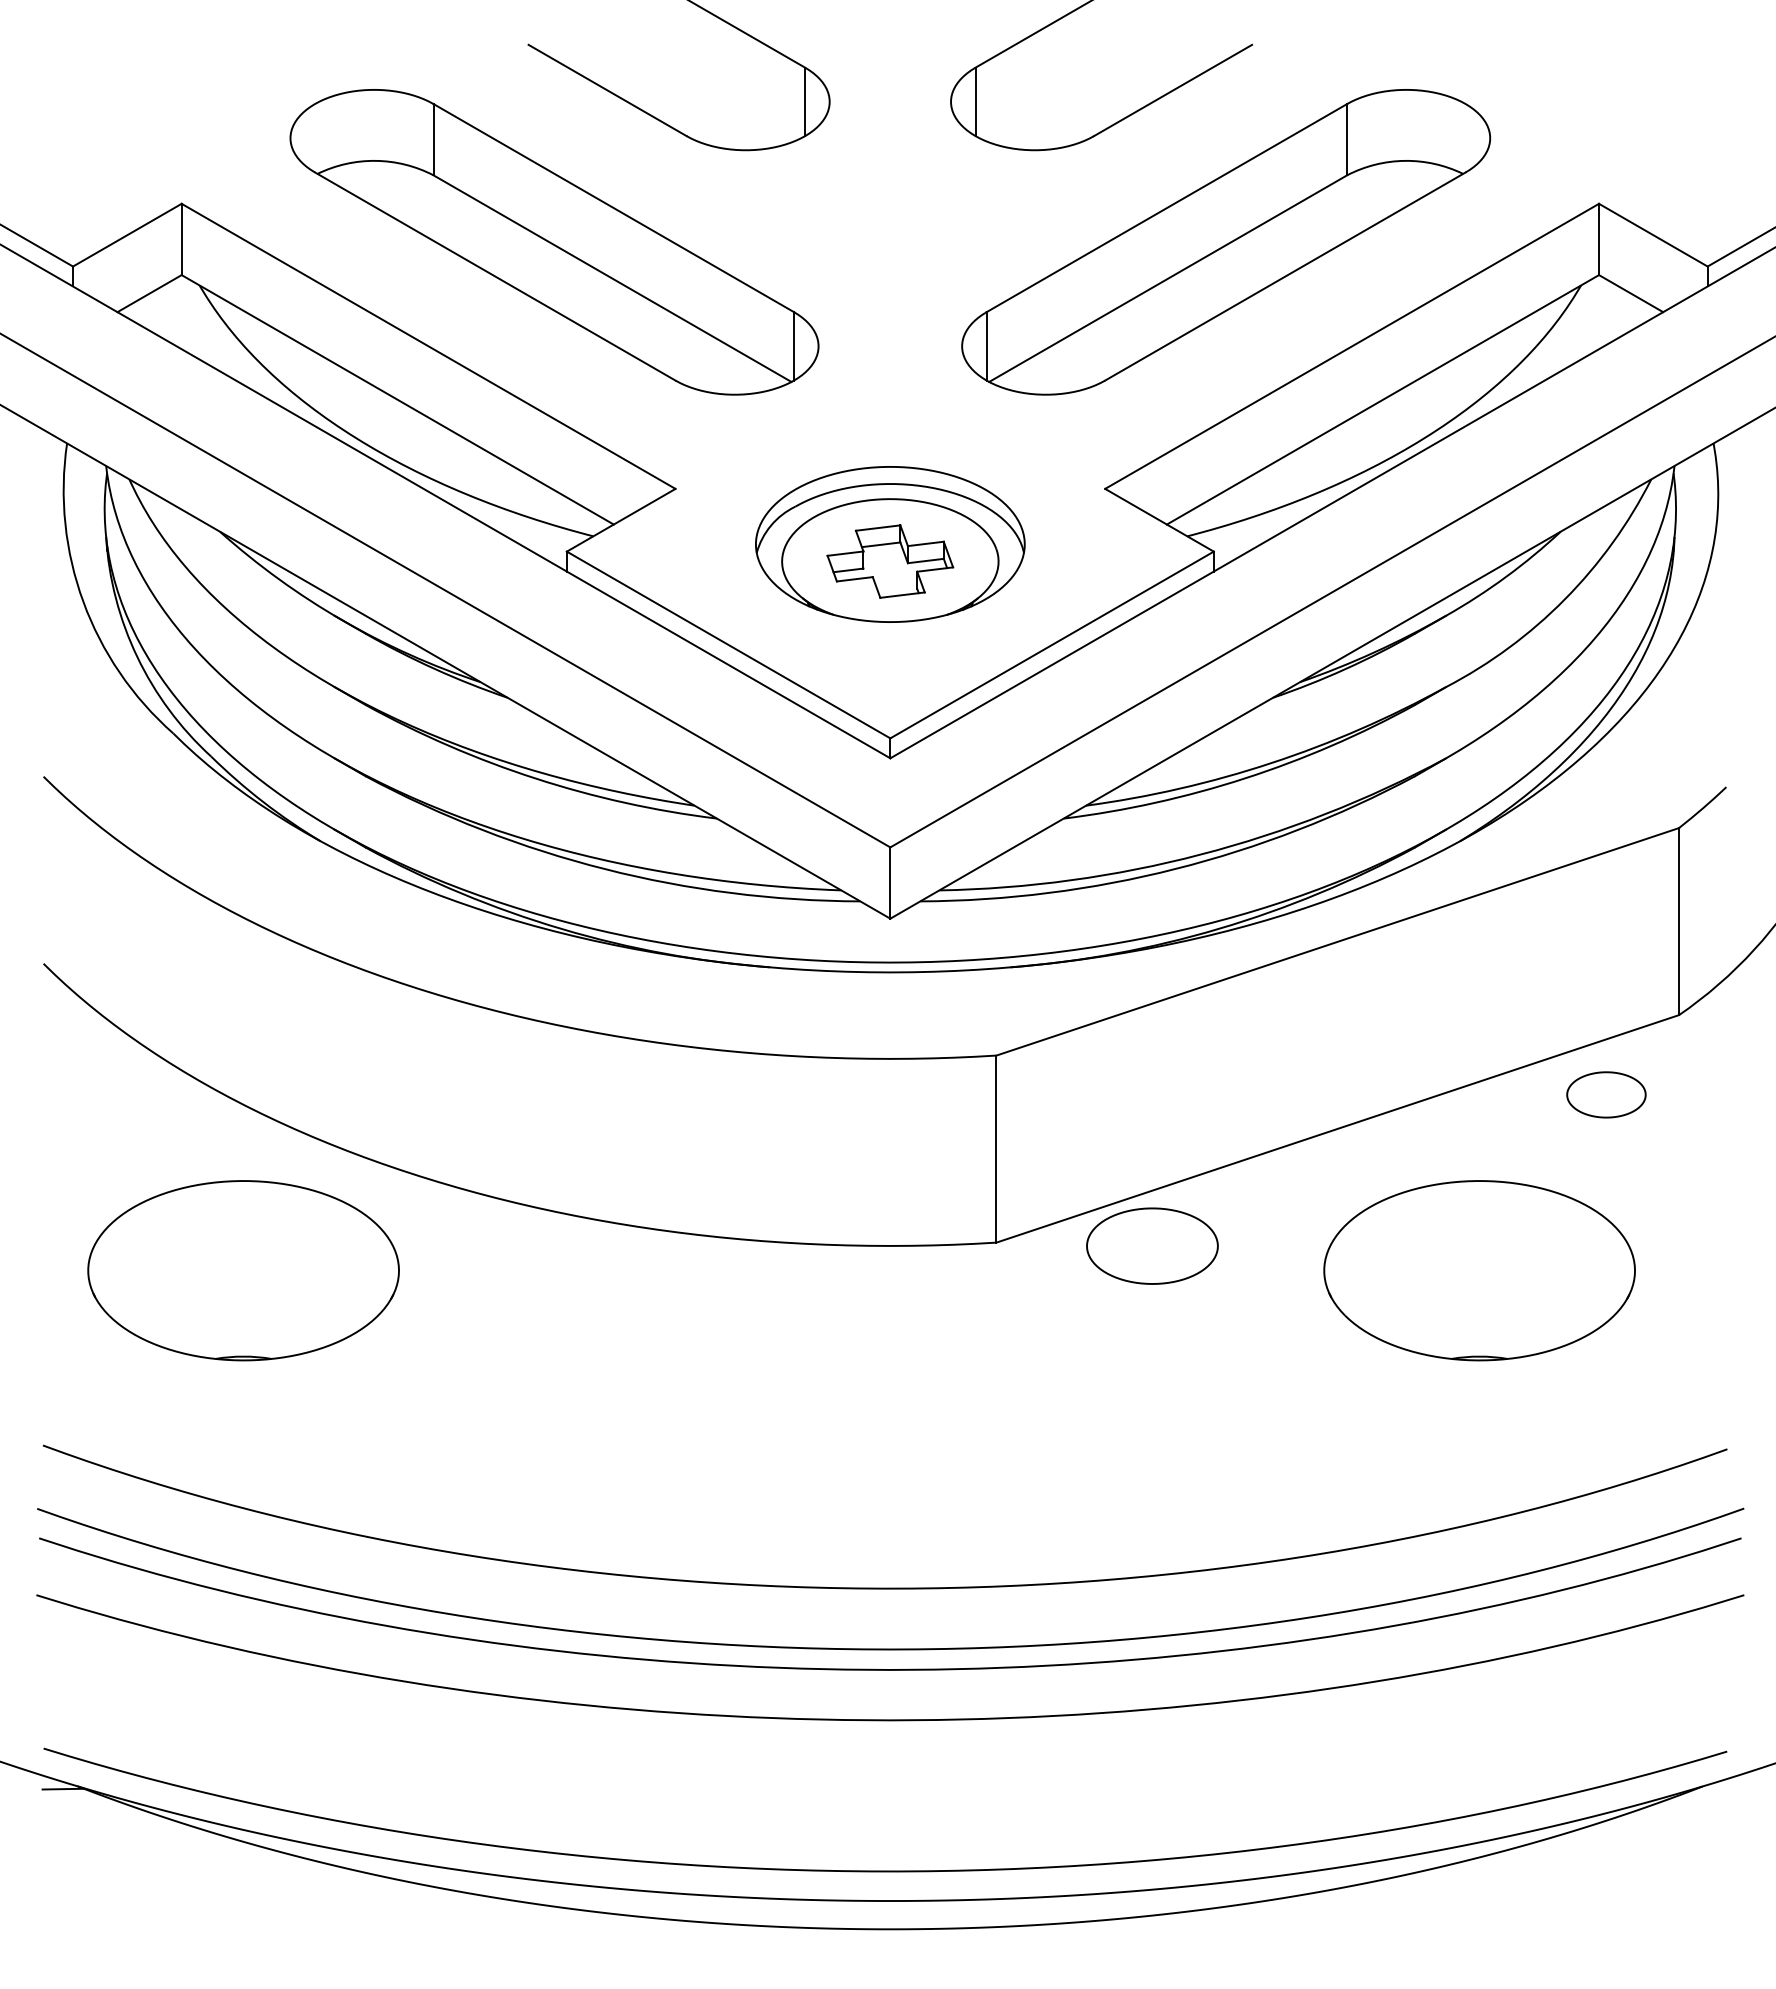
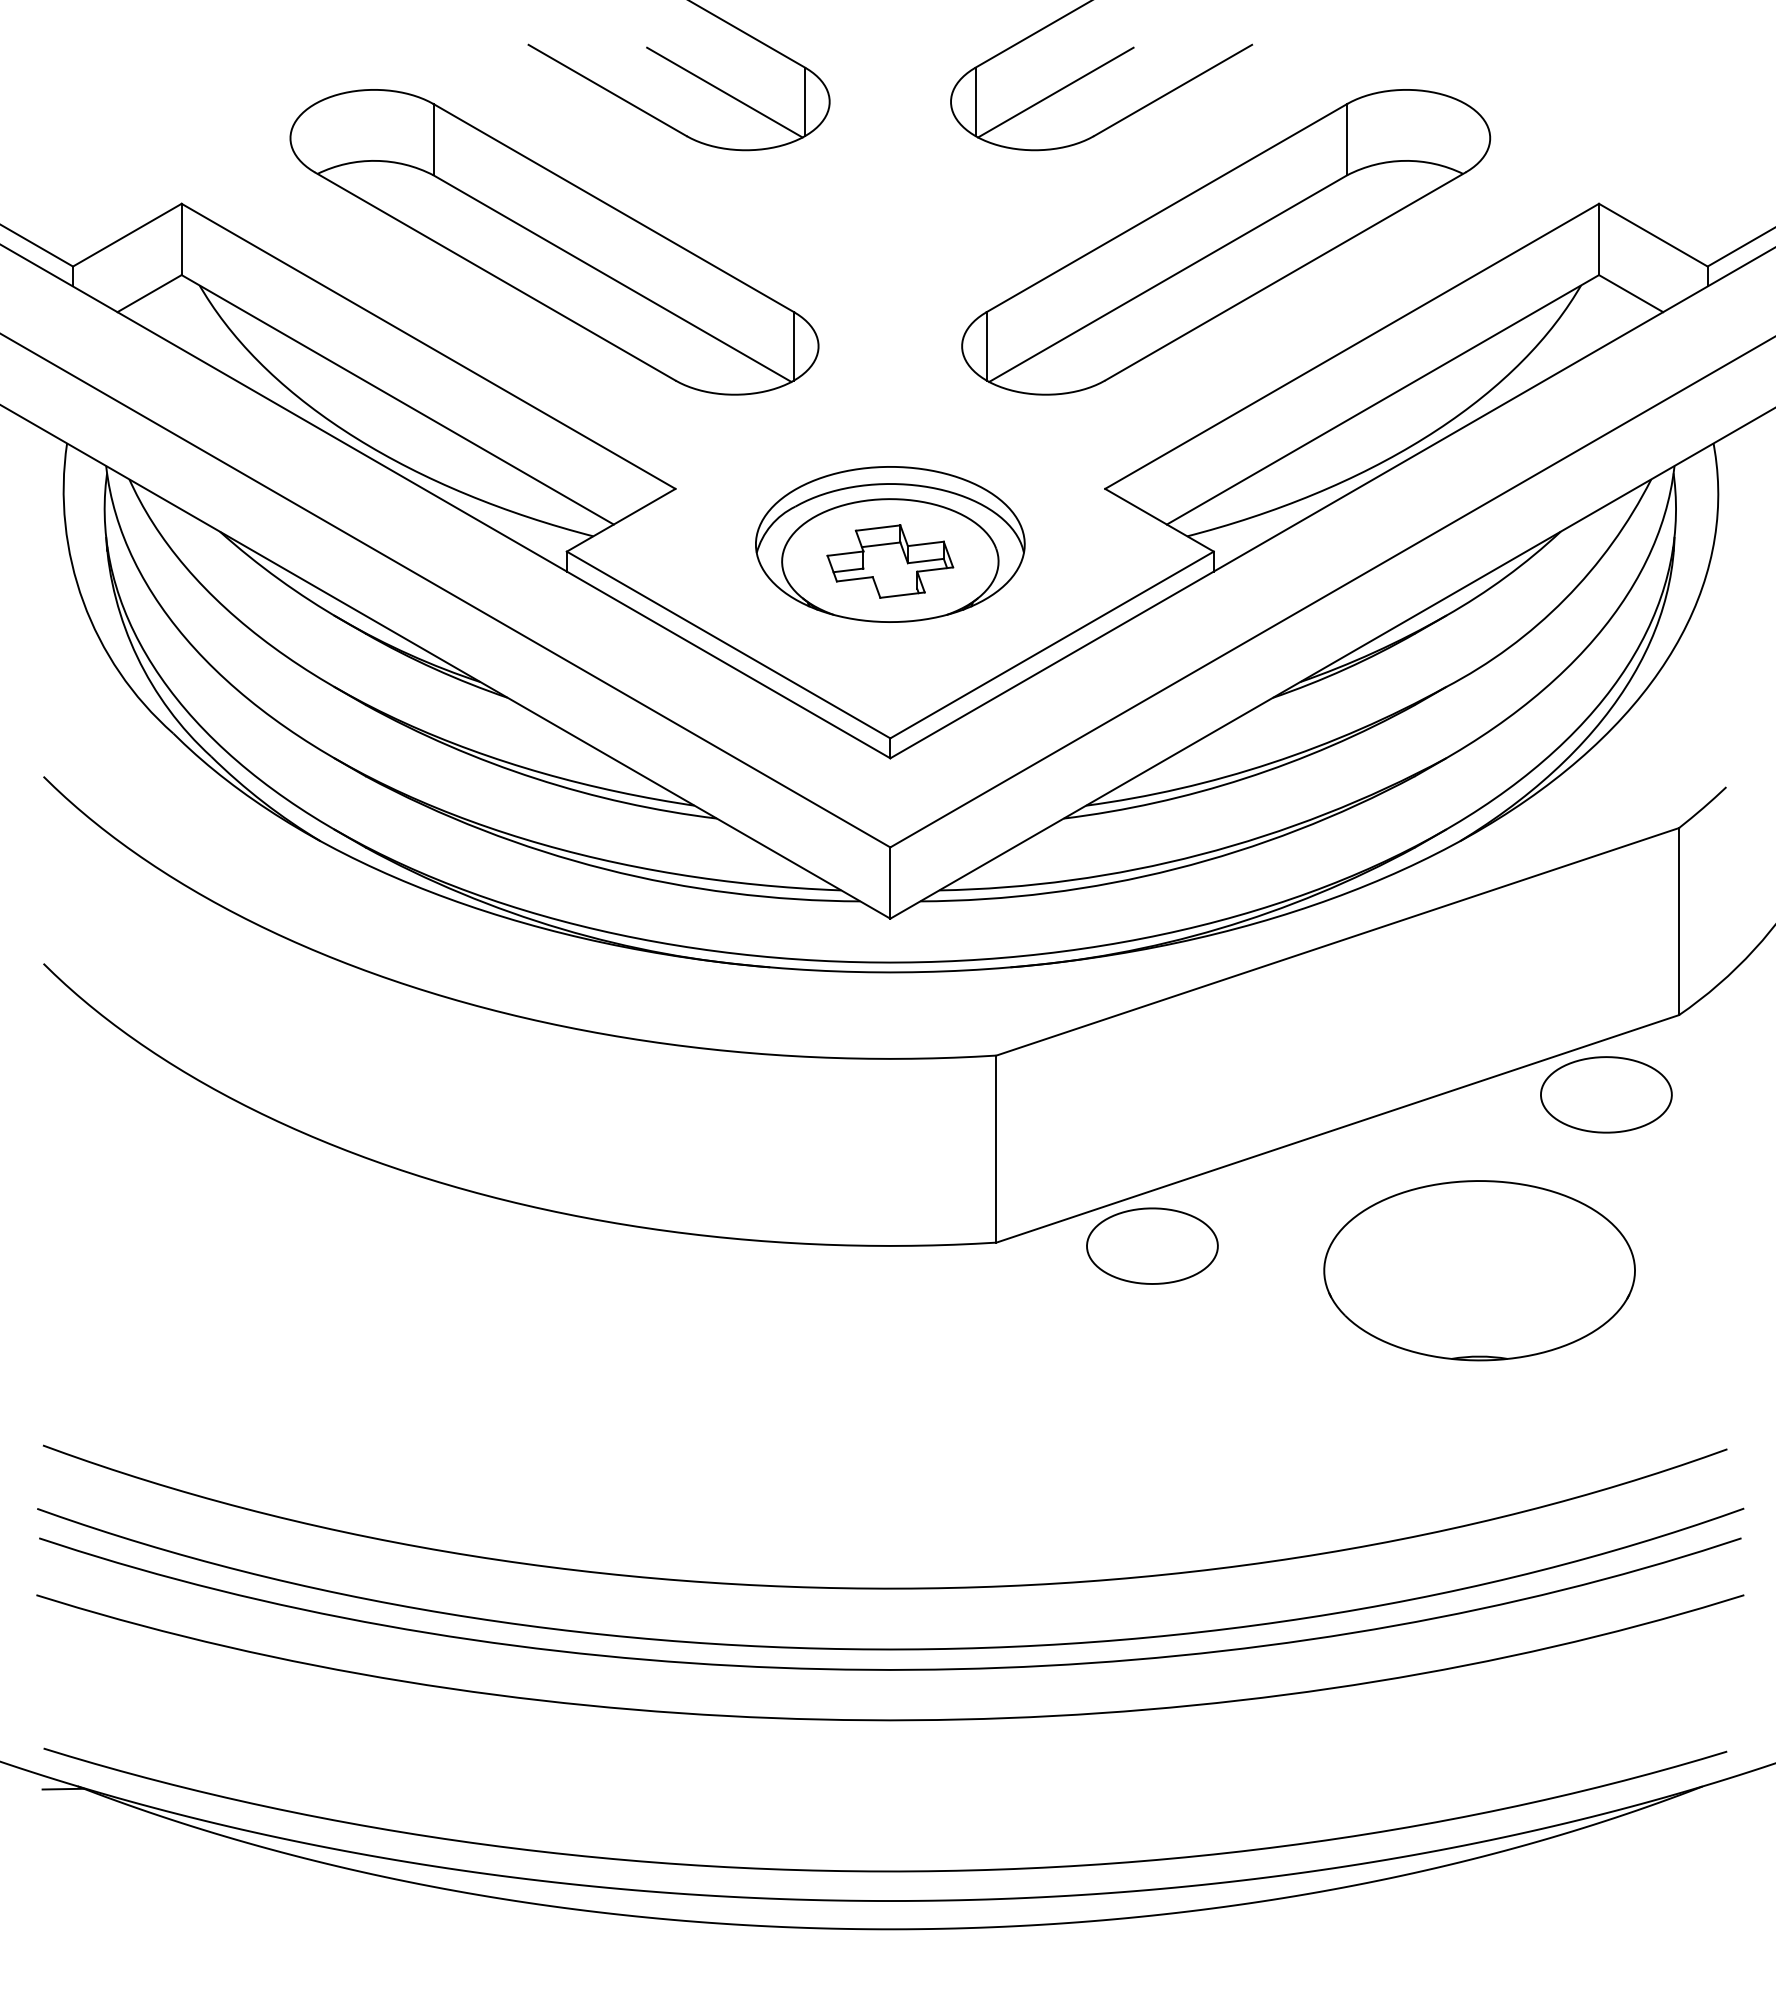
line: none -> present (724, 92)
line: none -> present (1055, 92)
part size: 81x48 px -> 133x78 px (1606, 1094)
part: present -> none (243, 1270)
